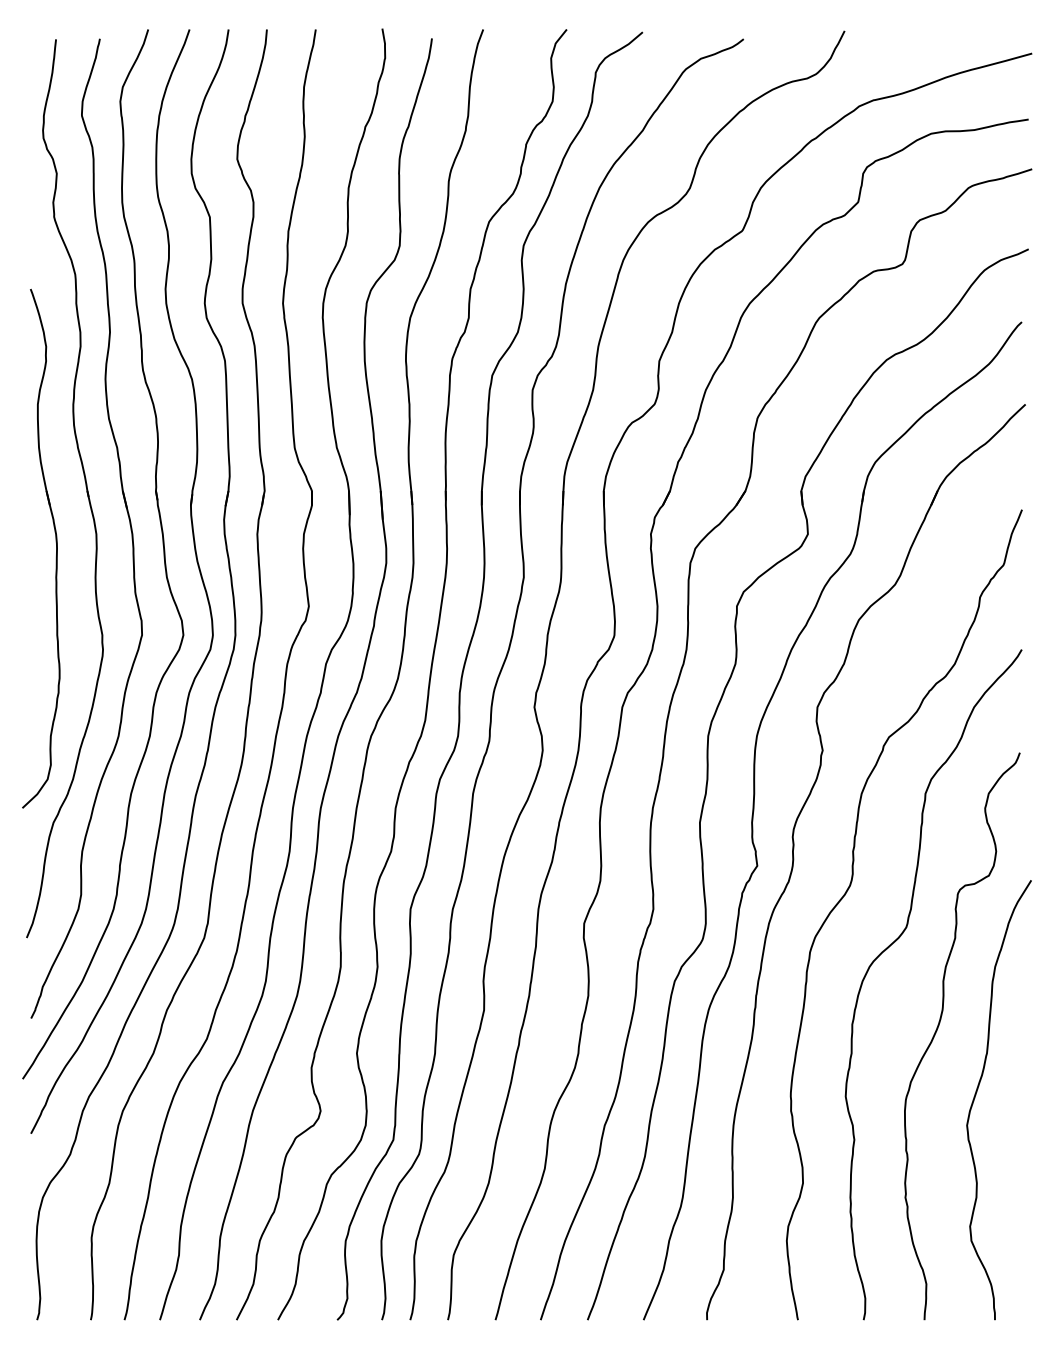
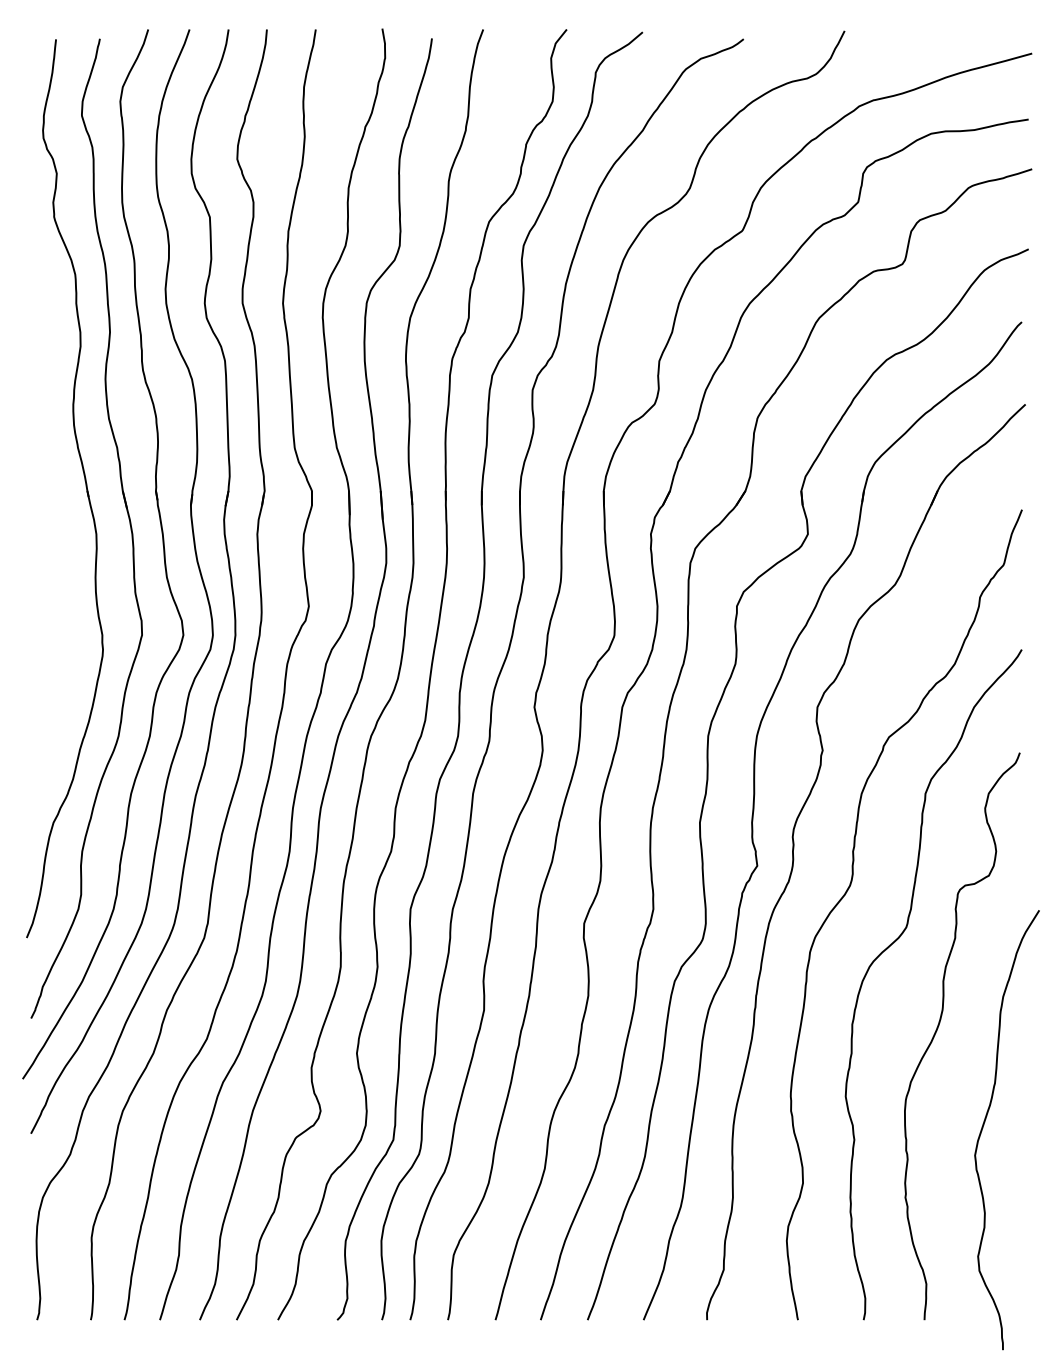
part: present -> none (56, 548)
curve position: (977, 1092) -> (985, 1122) (985, 1122)
